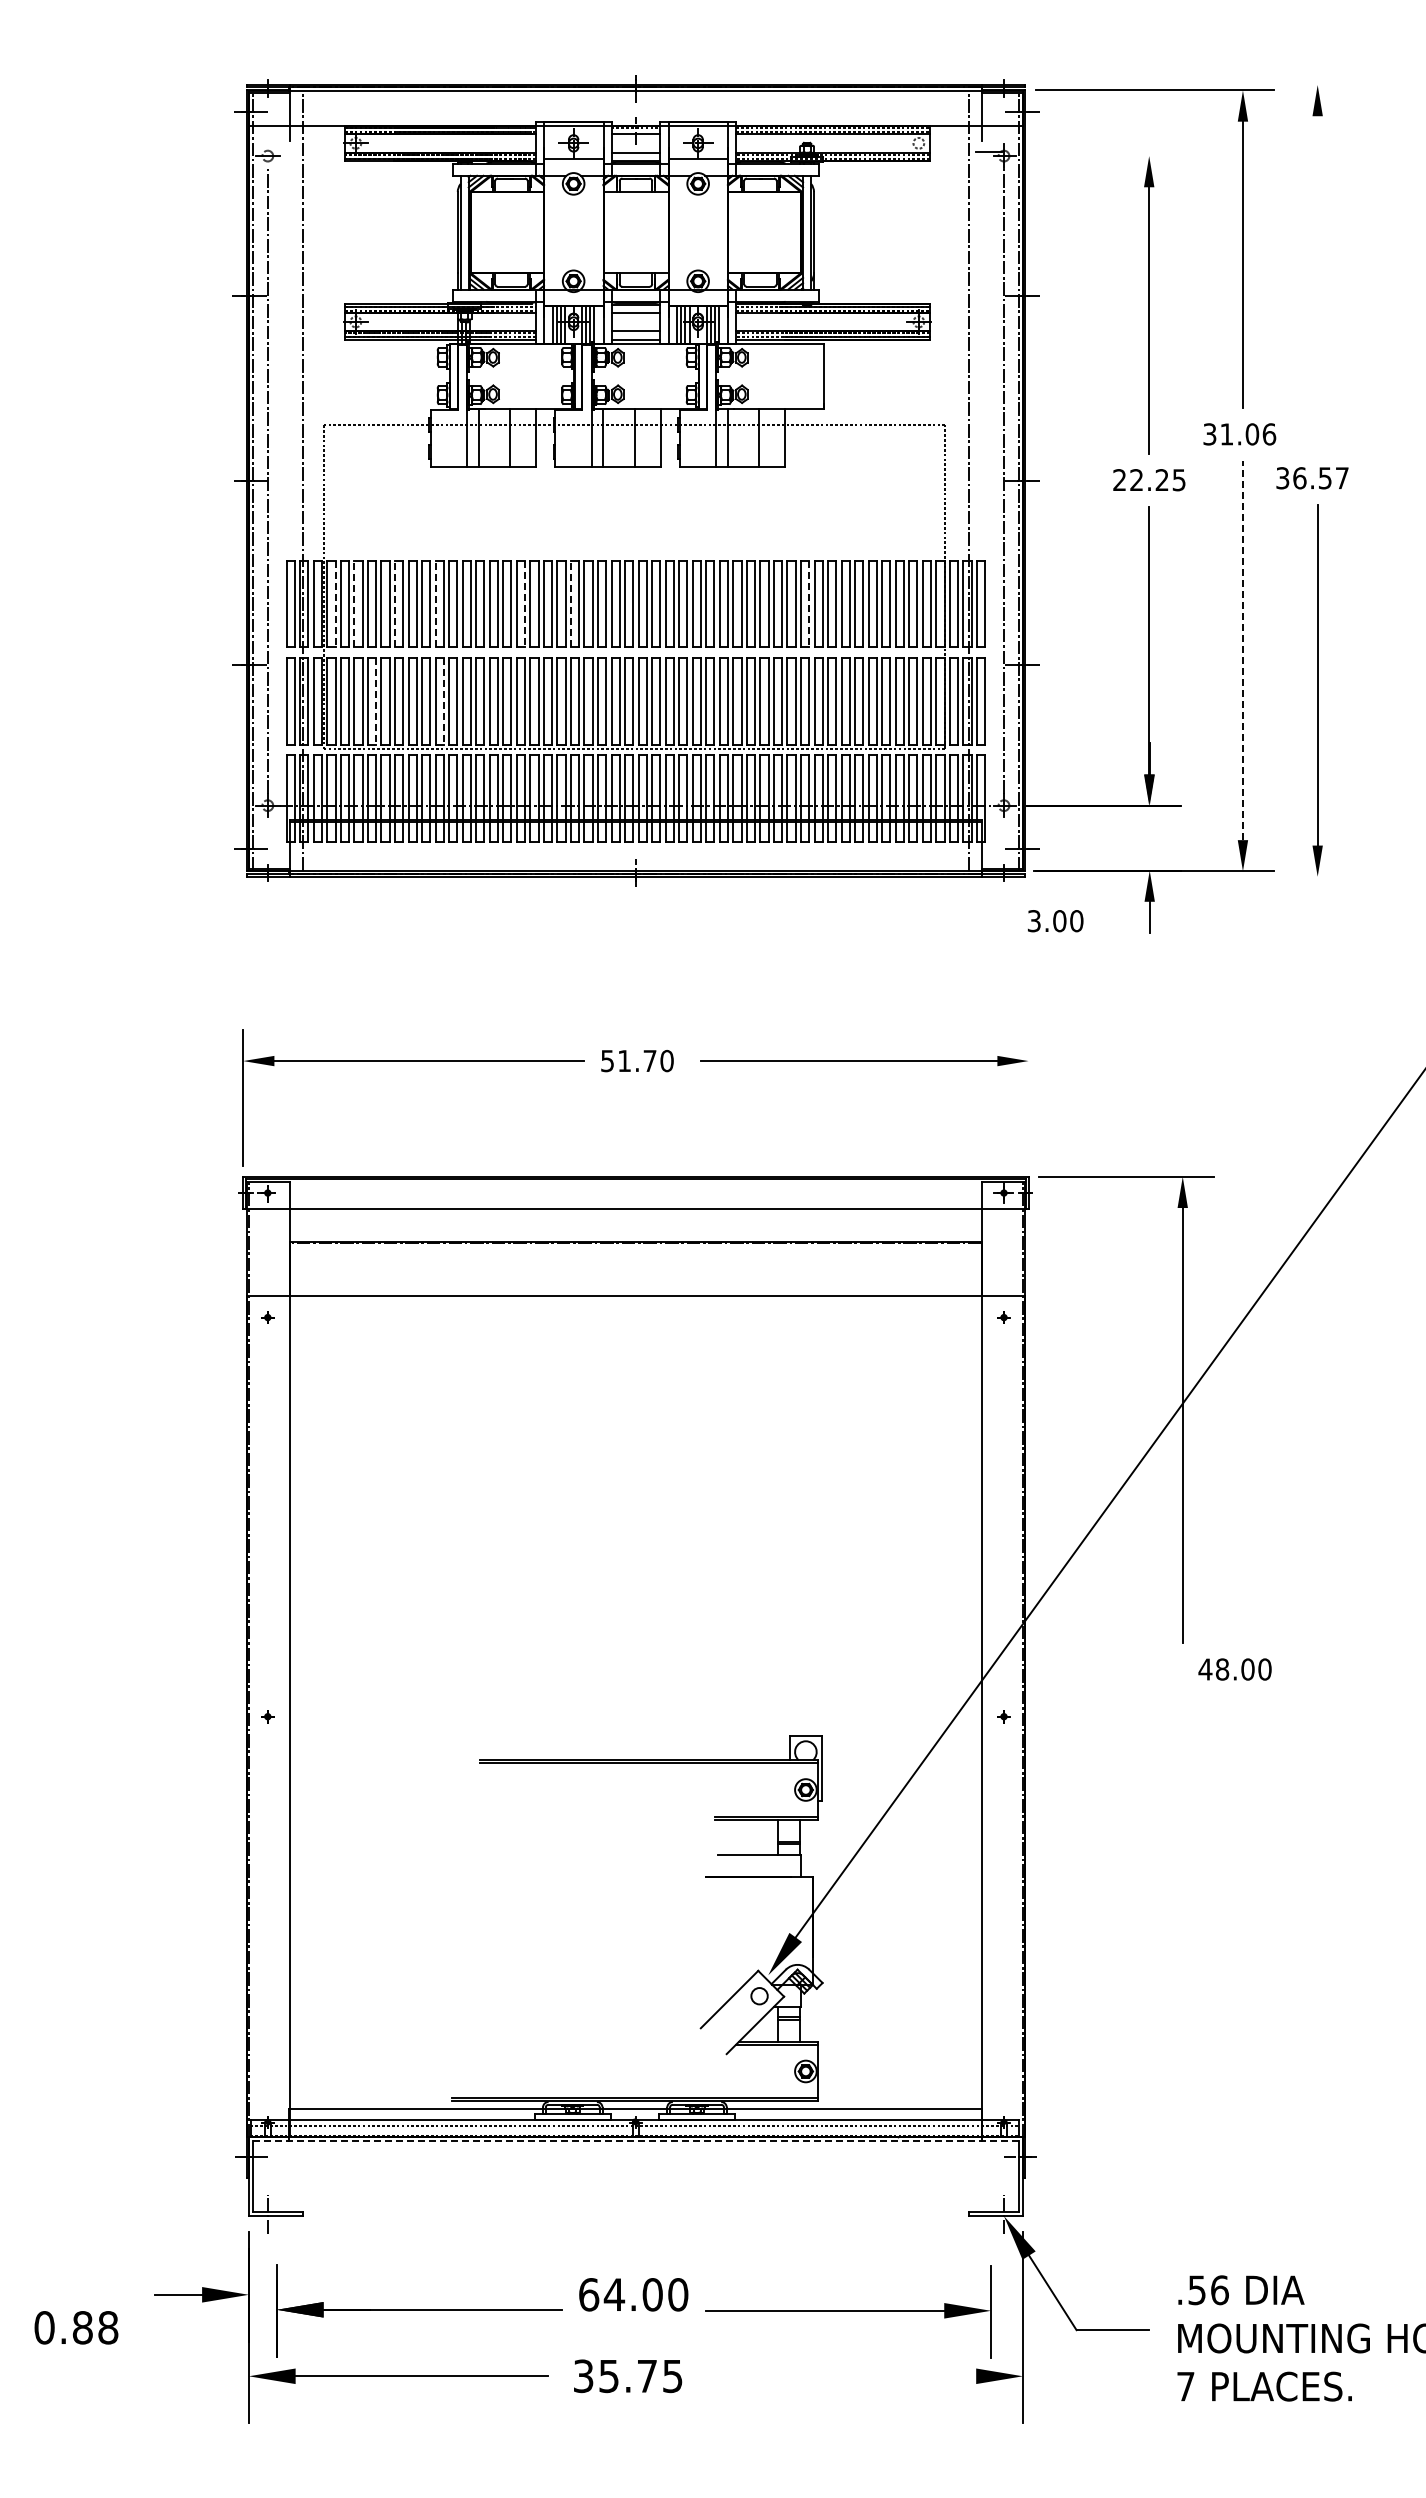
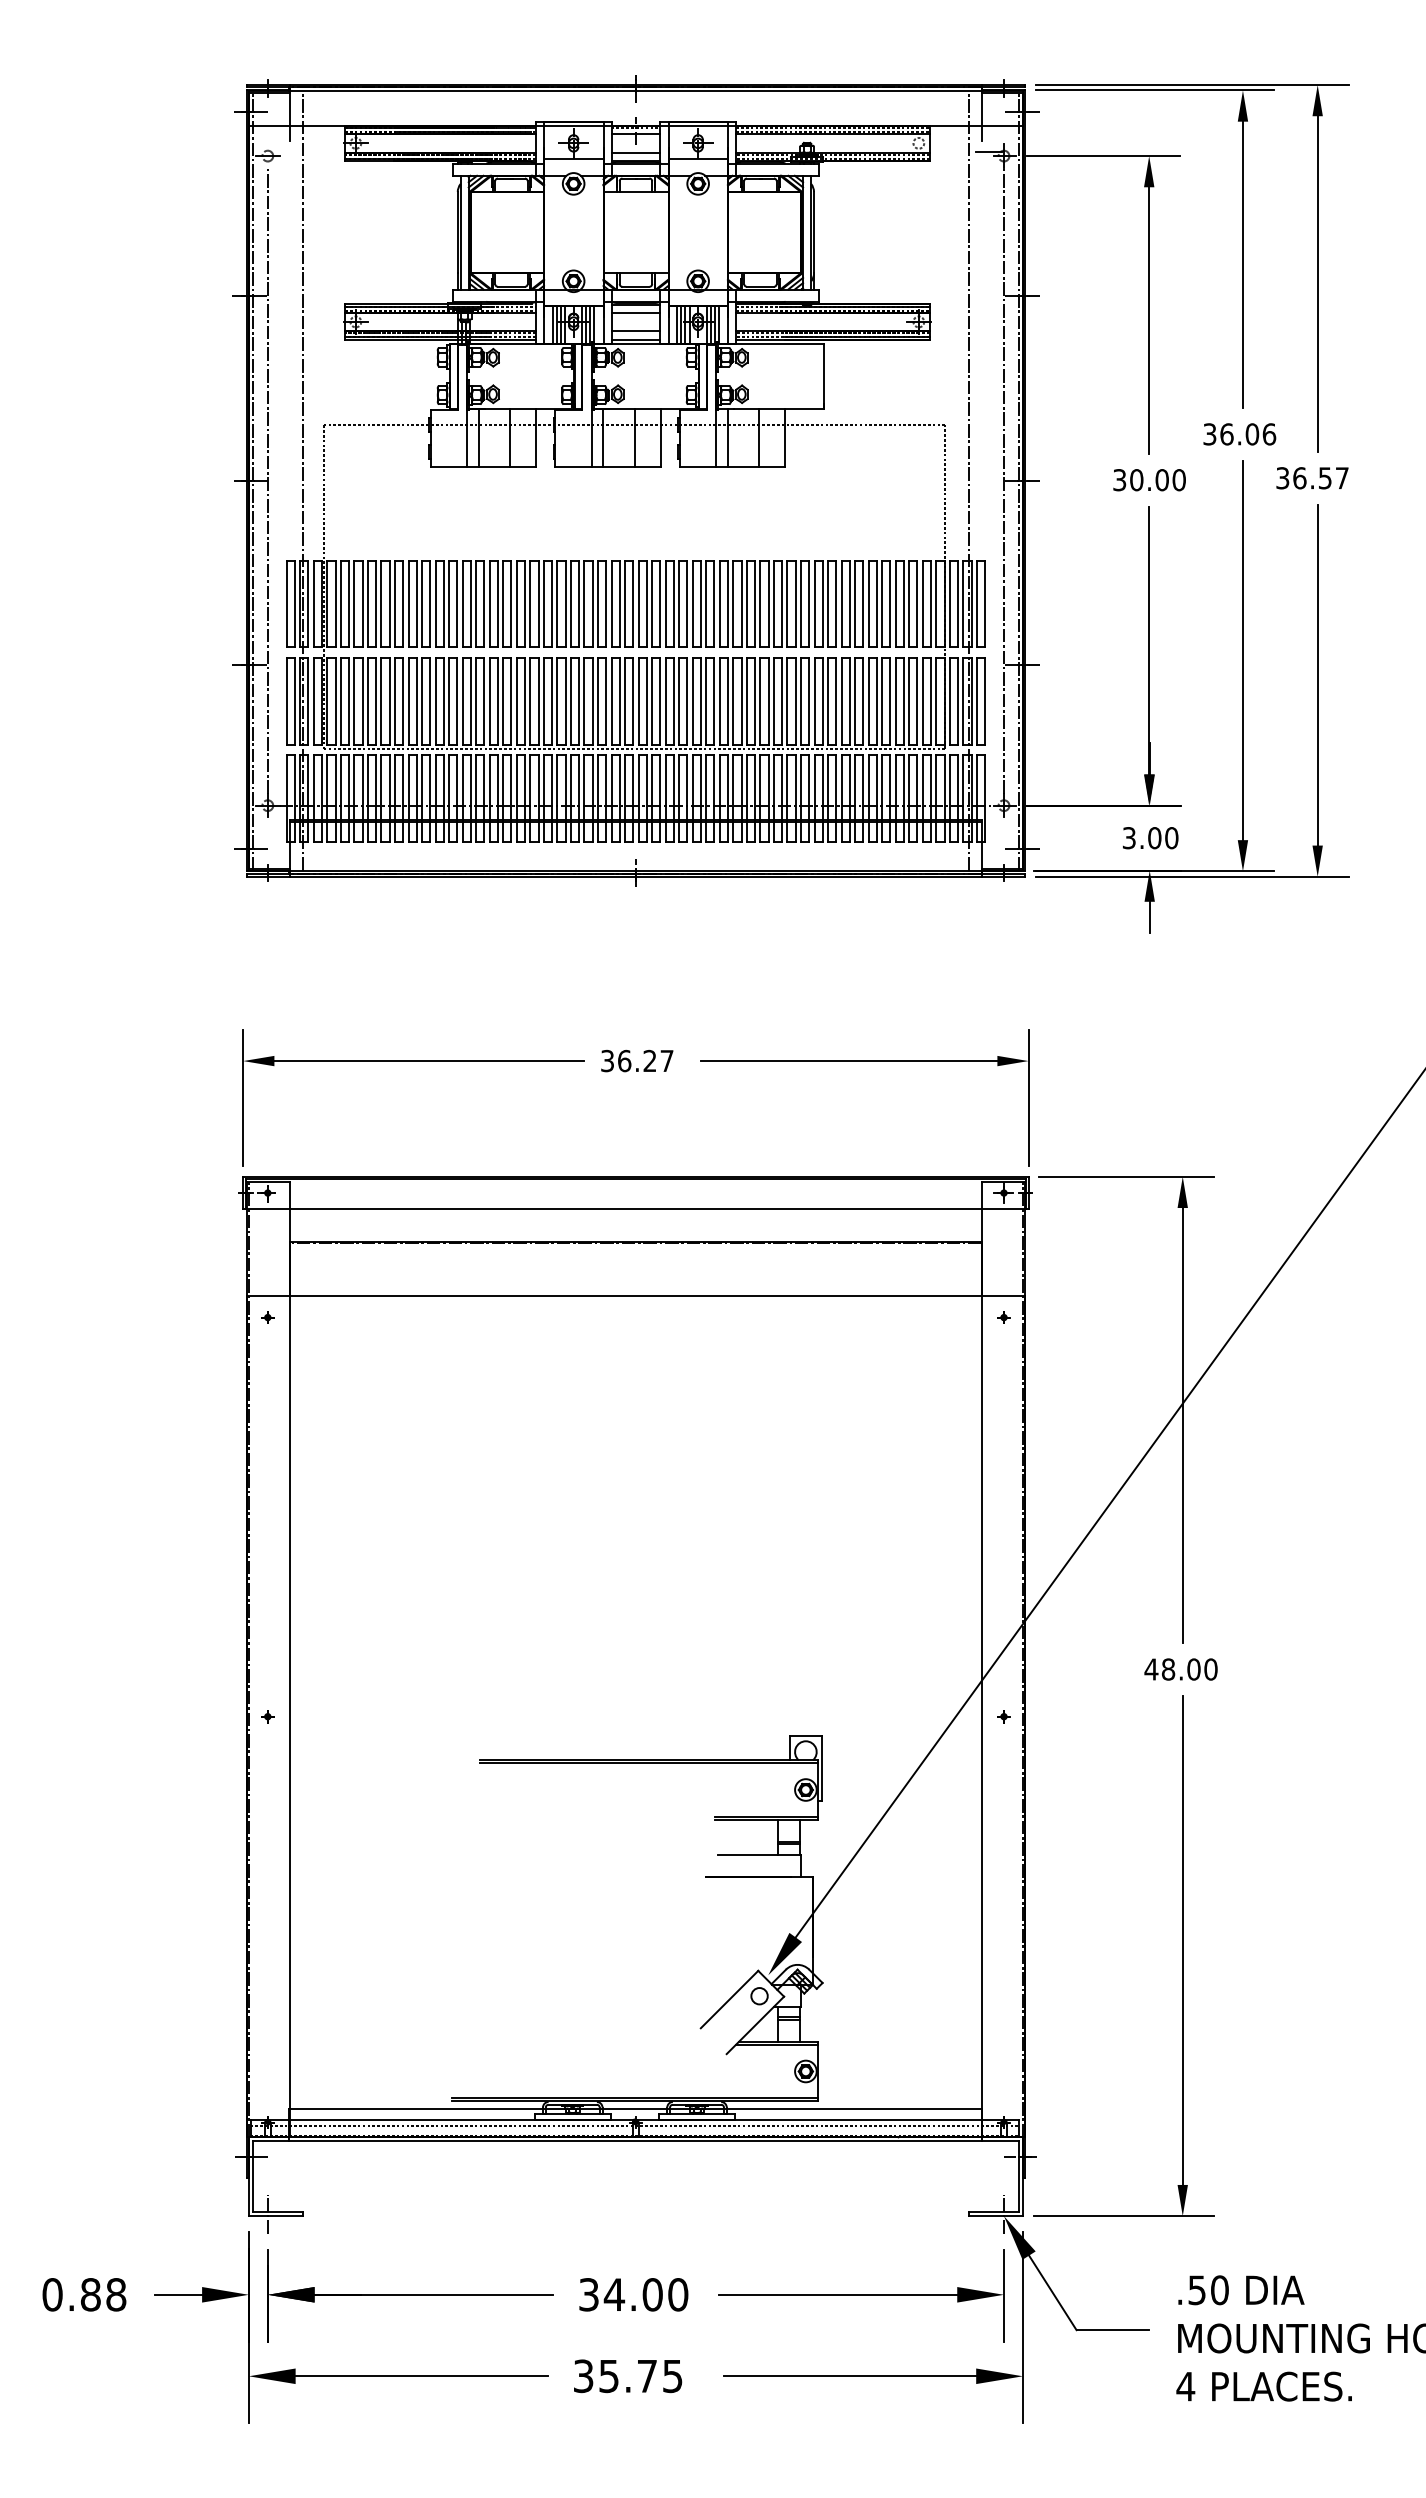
line: none -> present (1191, 85)
line: none -> present (1103, 156)
line: none -> present (1317, 283)
text: 31.06 -> 36.06 (1226, 434)
text: 22.25 -> 30.00 (1149, 480)
line: dashed -> solid (354, 603)
line: dashed -> solid (395, 603)
line: dashed -> solid (435, 603)
line: dashed -> solid (570, 603)
line: dashed -> solid (335, 604)
line: dashed -> solid (525, 604)
line: dashed -> solid (809, 604)
line: dashed -> solid (1242, 650)
line: dashed -> solid (376, 701)
line: dashed -> solid (443, 701)
line: none -> present (1191, 876)
text position: (1055, 921) -> (1150, 838) (1150, 838)
text: 51.70 -> 36.27 (637, 1060)
line: none -> present (1028, 1097)
text position: (1234, 1669) -> (1180, 1669) (1180, 1669)
part: none -> present (1182, 1955)
line: dashed -> solid (635, 2141)
text: .56 -> .50 (1219, 2289)
text: 64.00 -> 34.00 (589, 2294)
part position: (419, 2310) -> (410, 2295) (410, 2295)
part position: (848, 2311) -> (861, 2295) (861, 2295)
text position: (76, 2327) -> (84, 2294) (84, 2294)
line: none -> present (850, 2376)
text: 7 -> 4 (1185, 2386)
